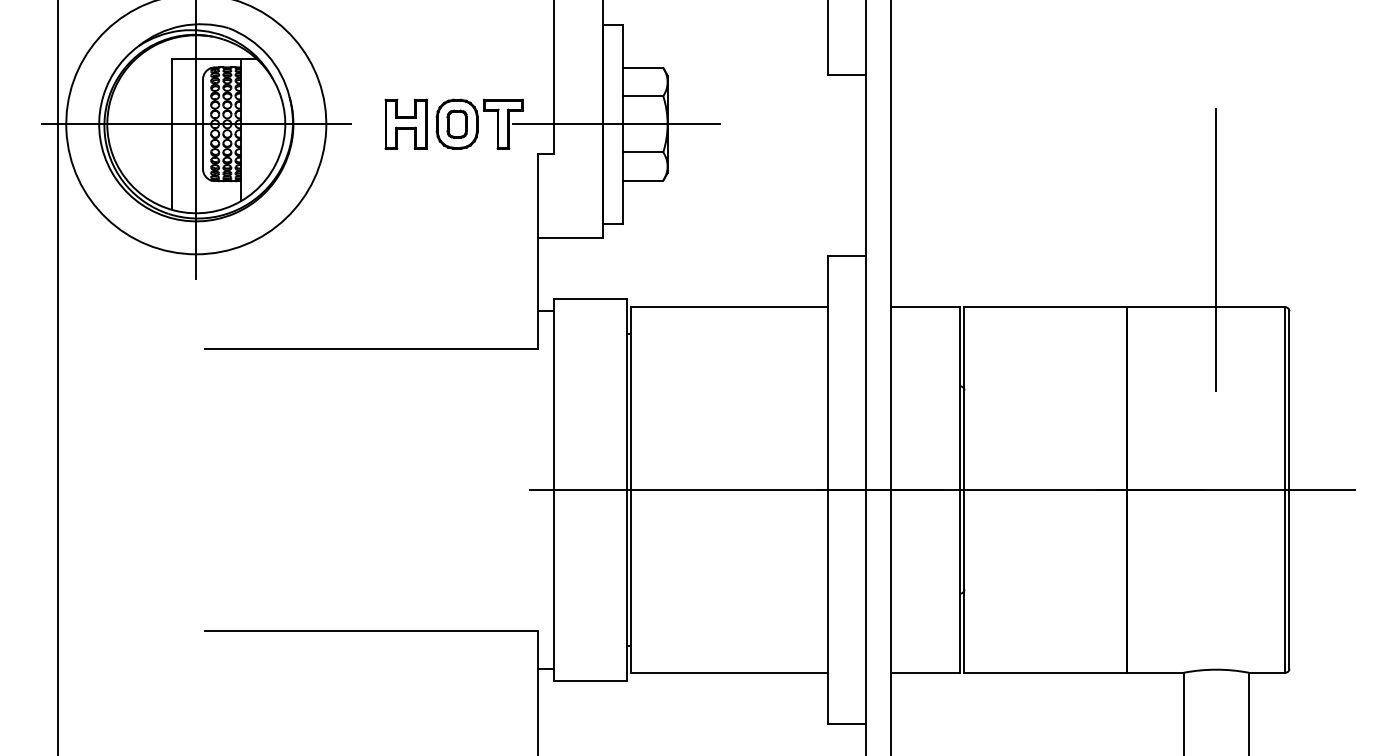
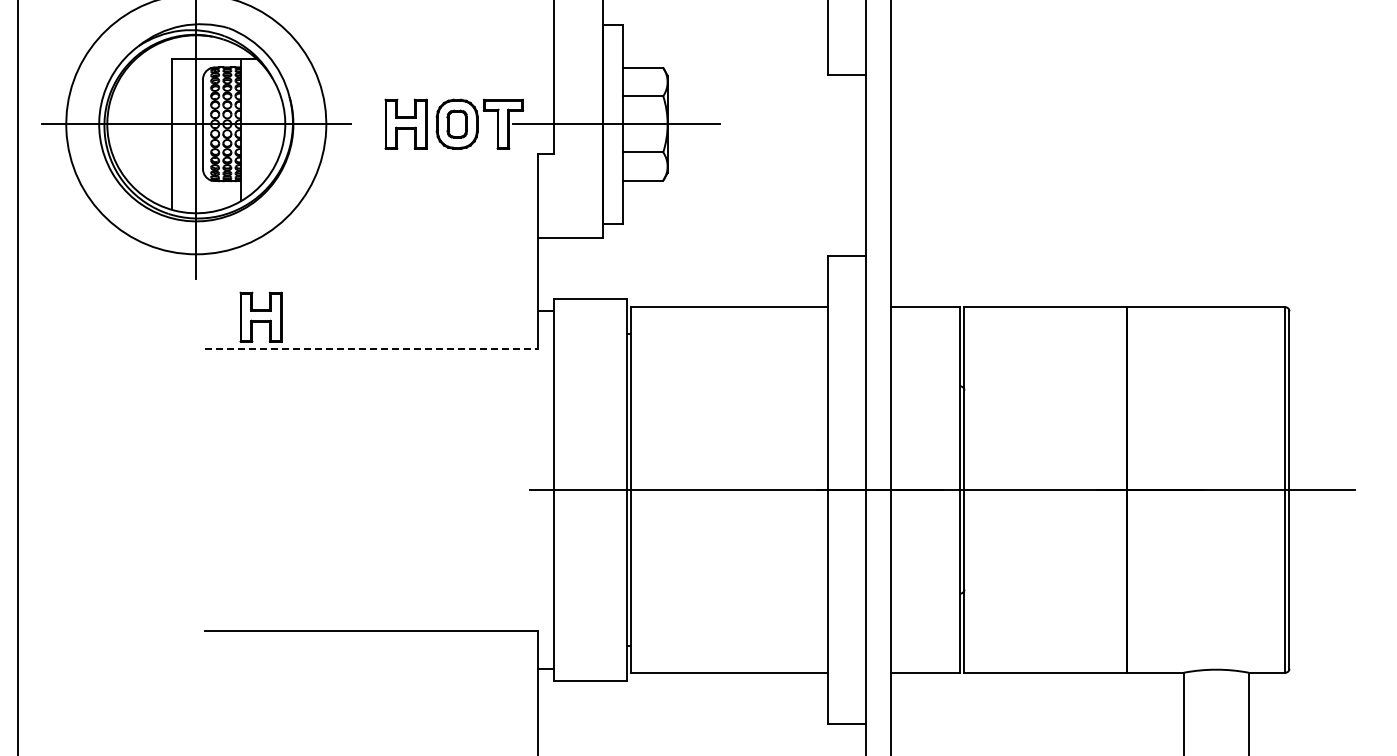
line: present -> none (1216, 249)
part: none -> present (260, 316)
line: solid -> dashed (371, 348)
line position: (58, 377) -> (18, 377) (18, 377)
